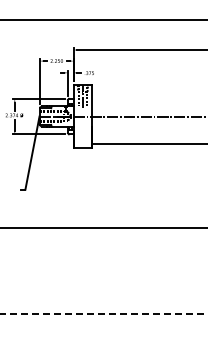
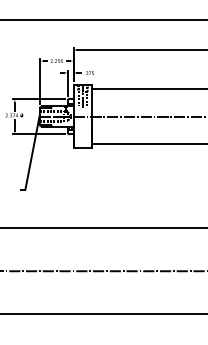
line: none -> present (148, 88)
line: none -> present (103, 271)
line: dashed -> solid (104, 314)
